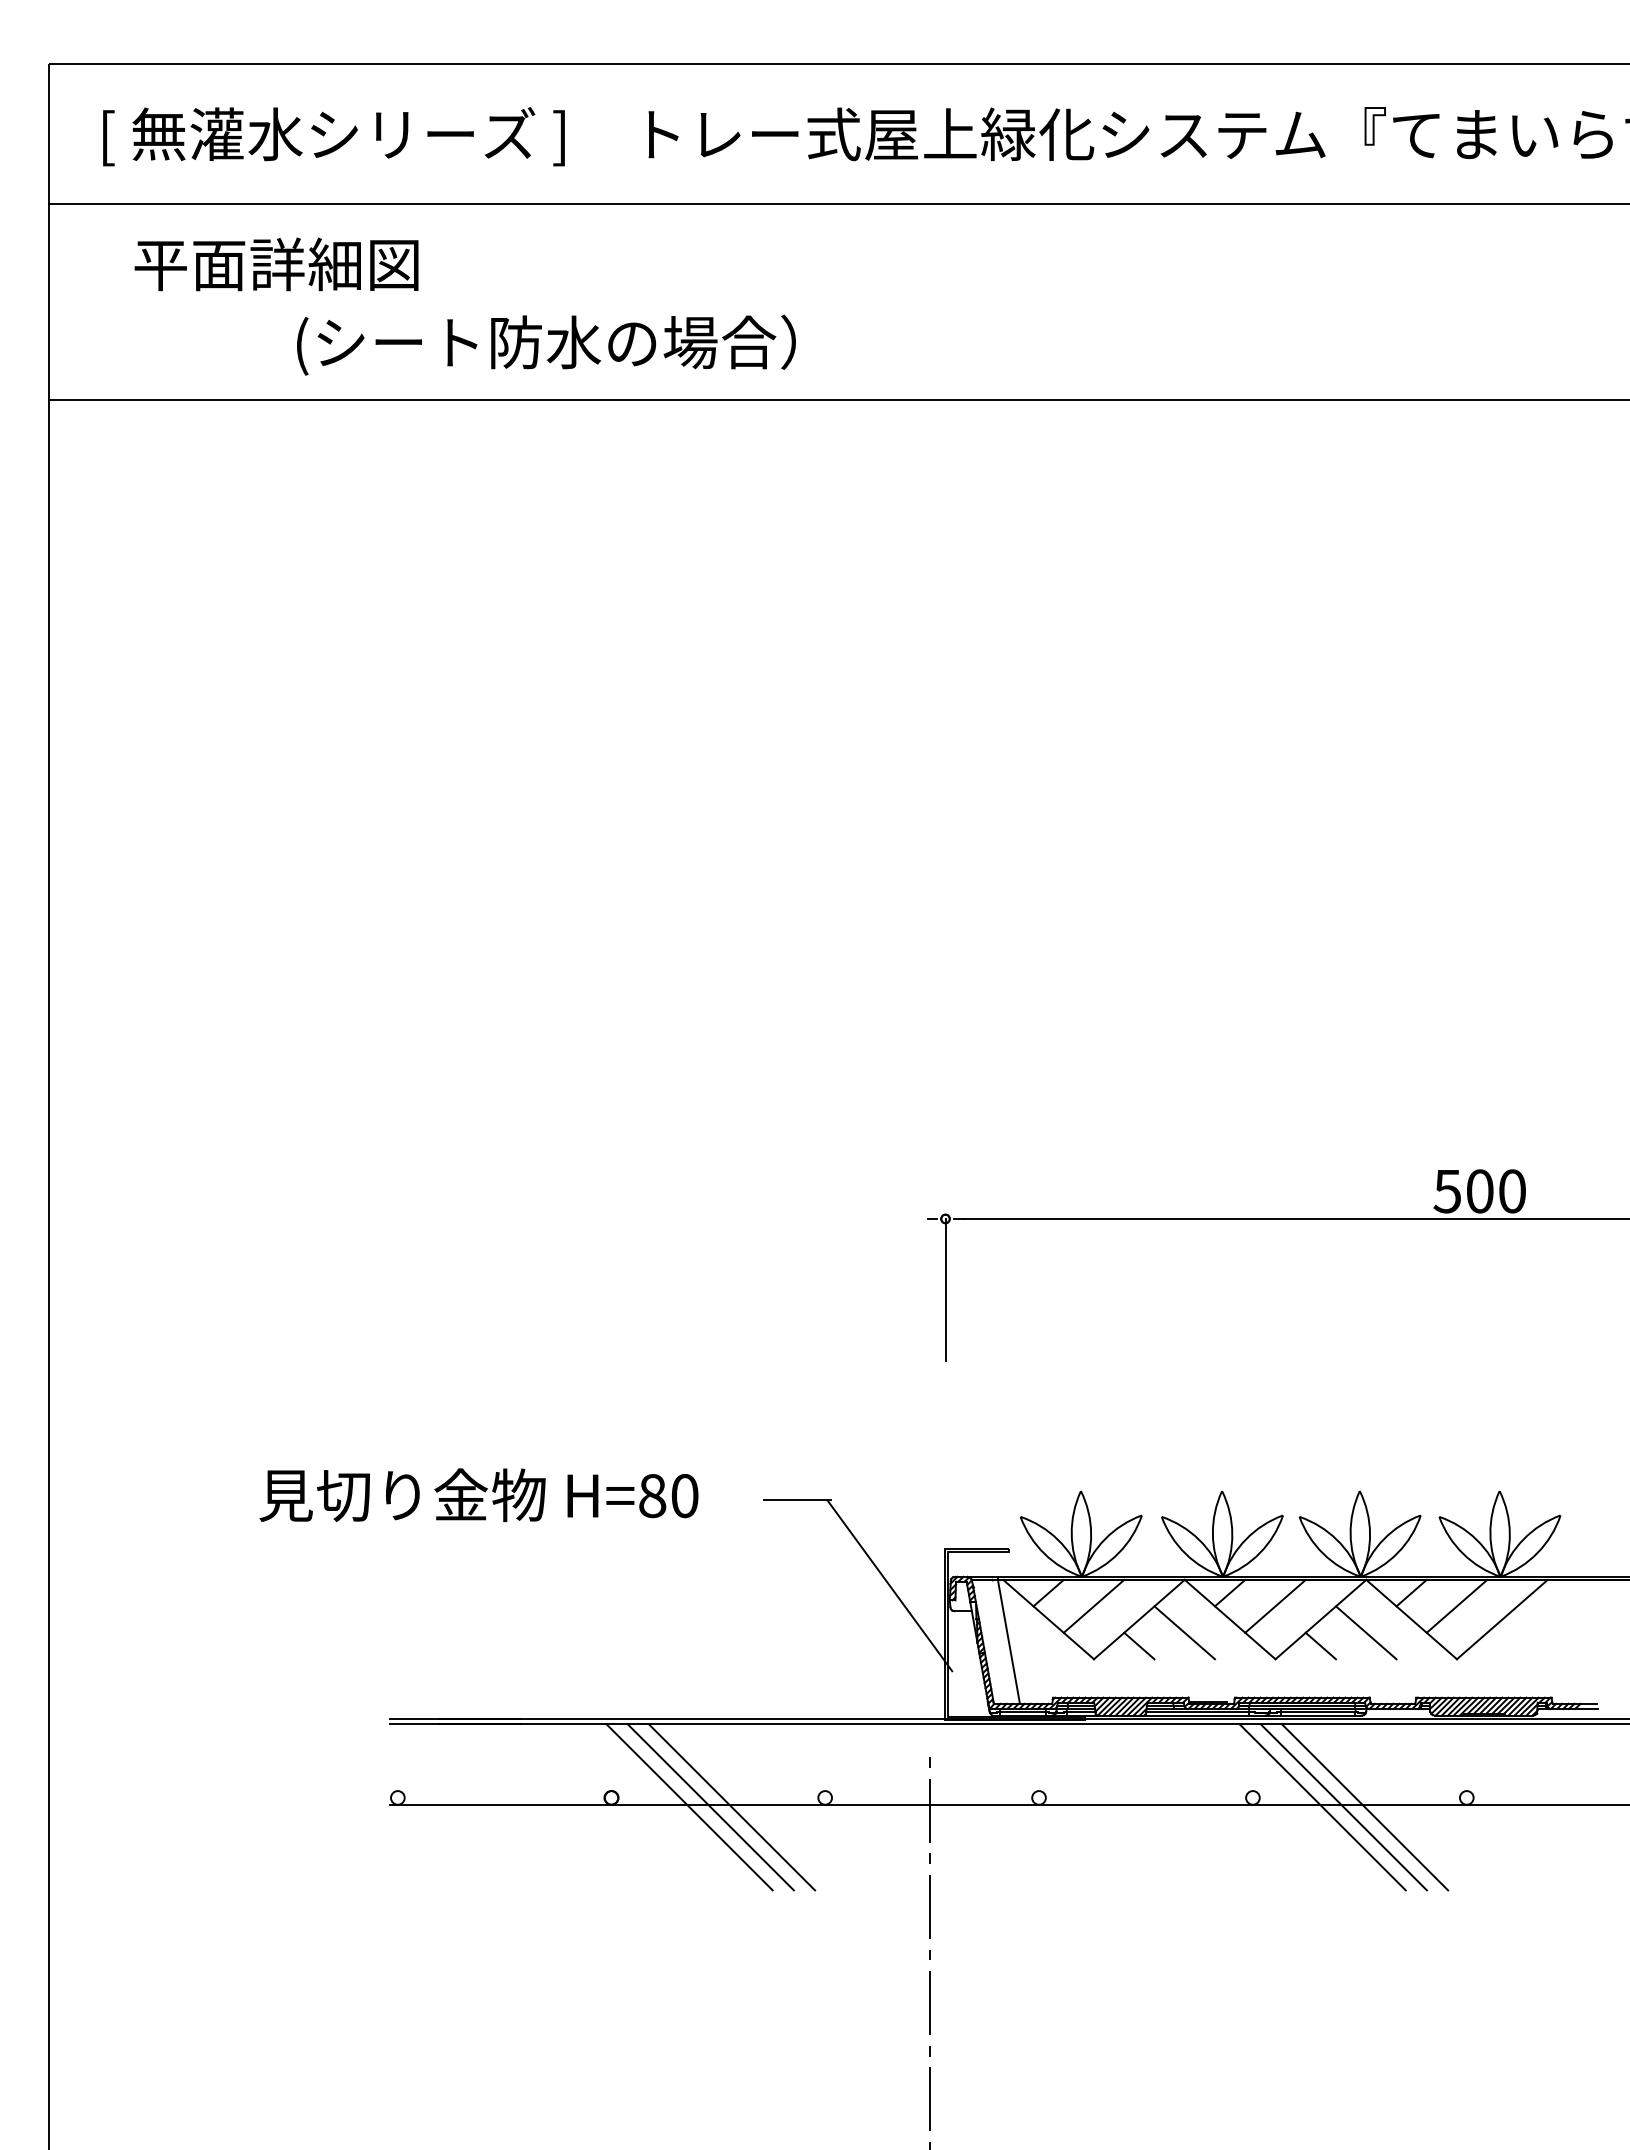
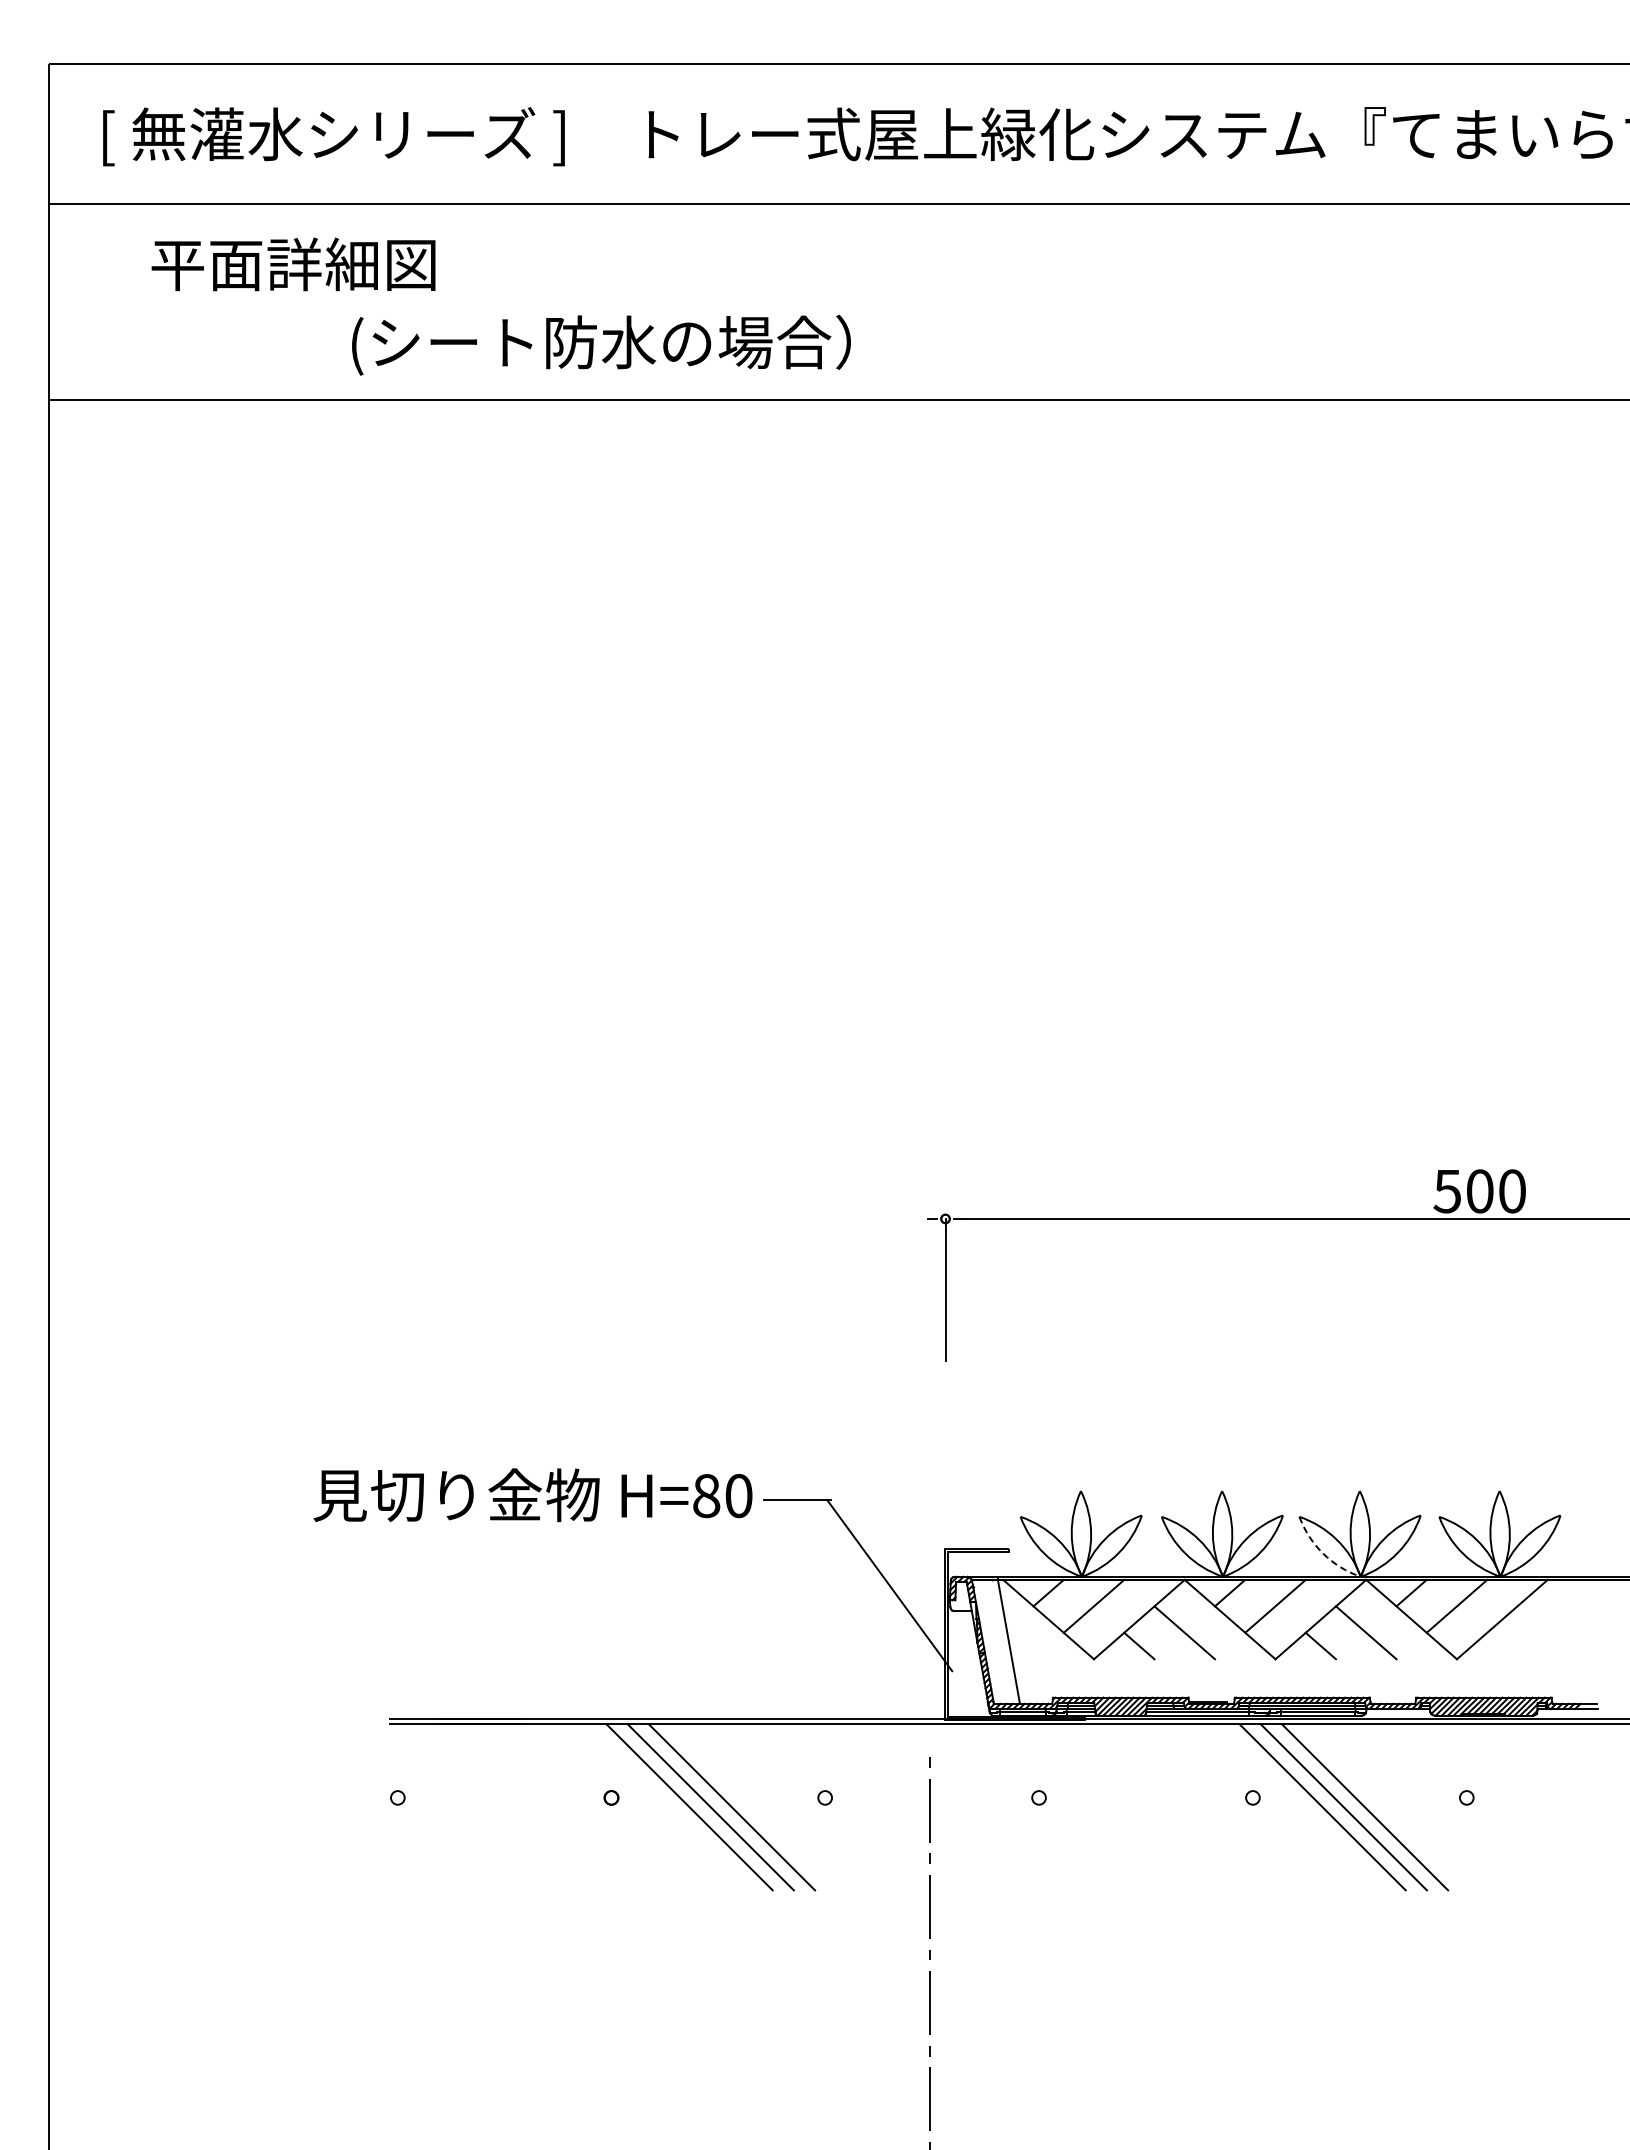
text position: (276, 264) -> (293, 264) (293, 264)
text position: (546, 344) -> (601, 344) (601, 344)
text position: (478, 1495) -> (532, 1495) (532, 1495)
arc: solid -> dashed (1323, 1553)
line: present -> none (1007, 1804)
